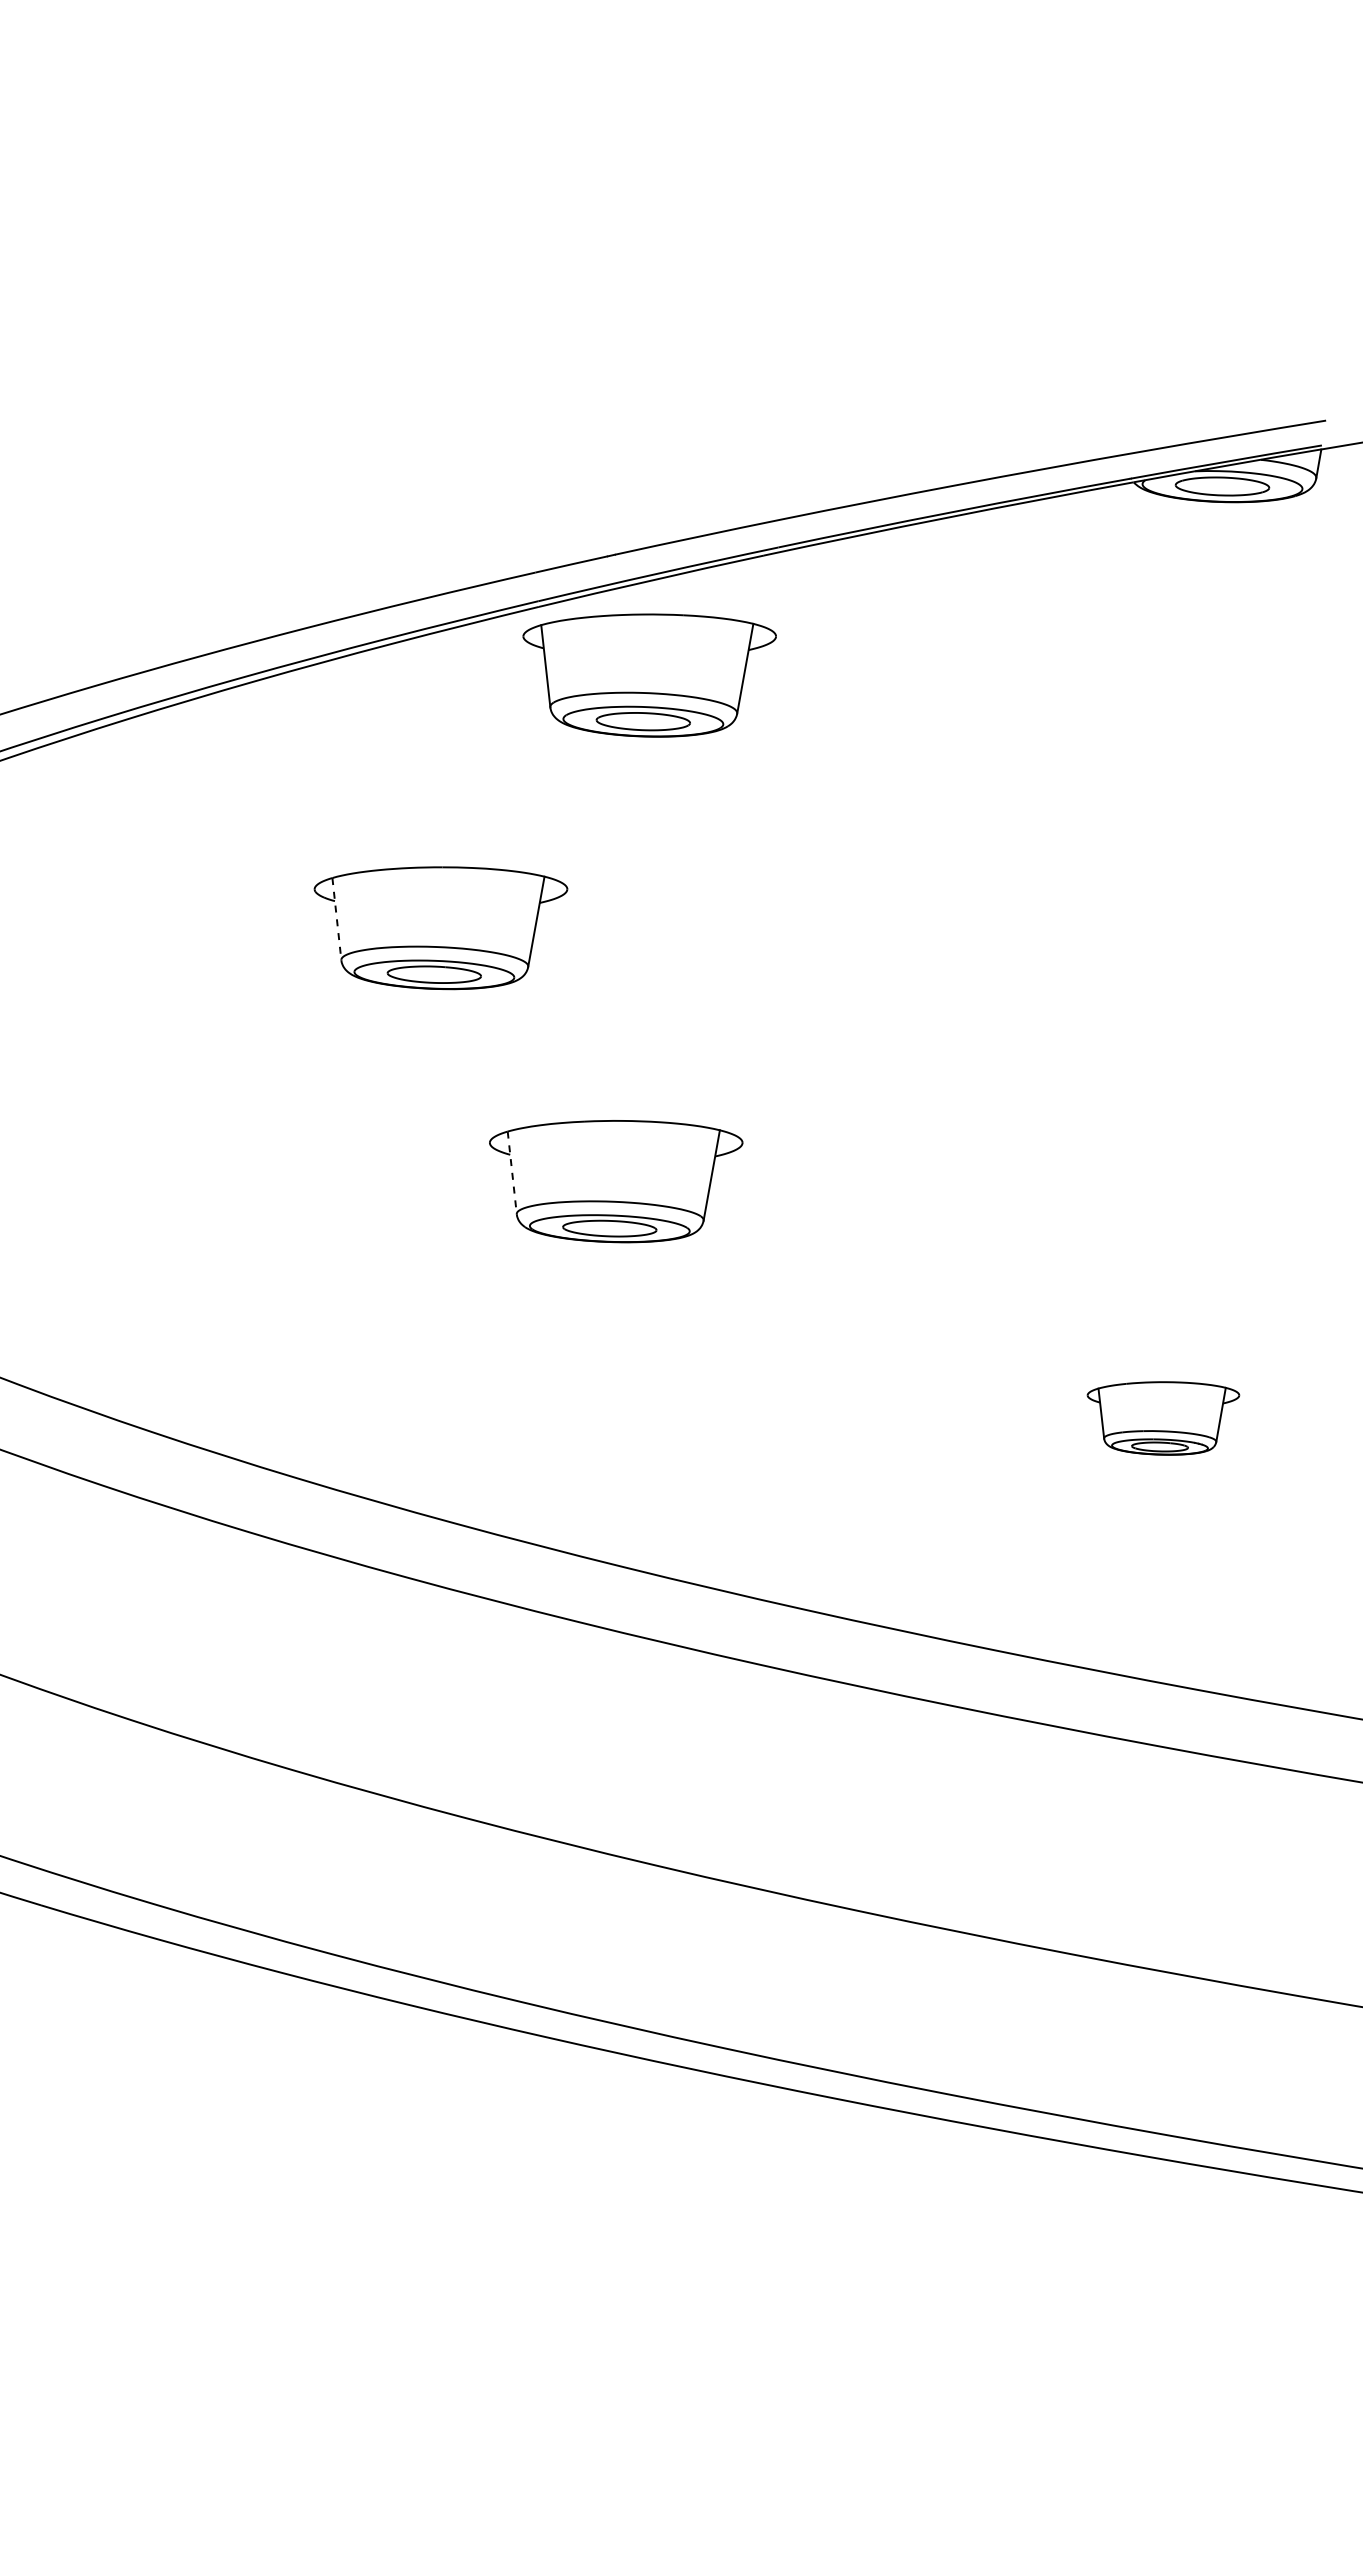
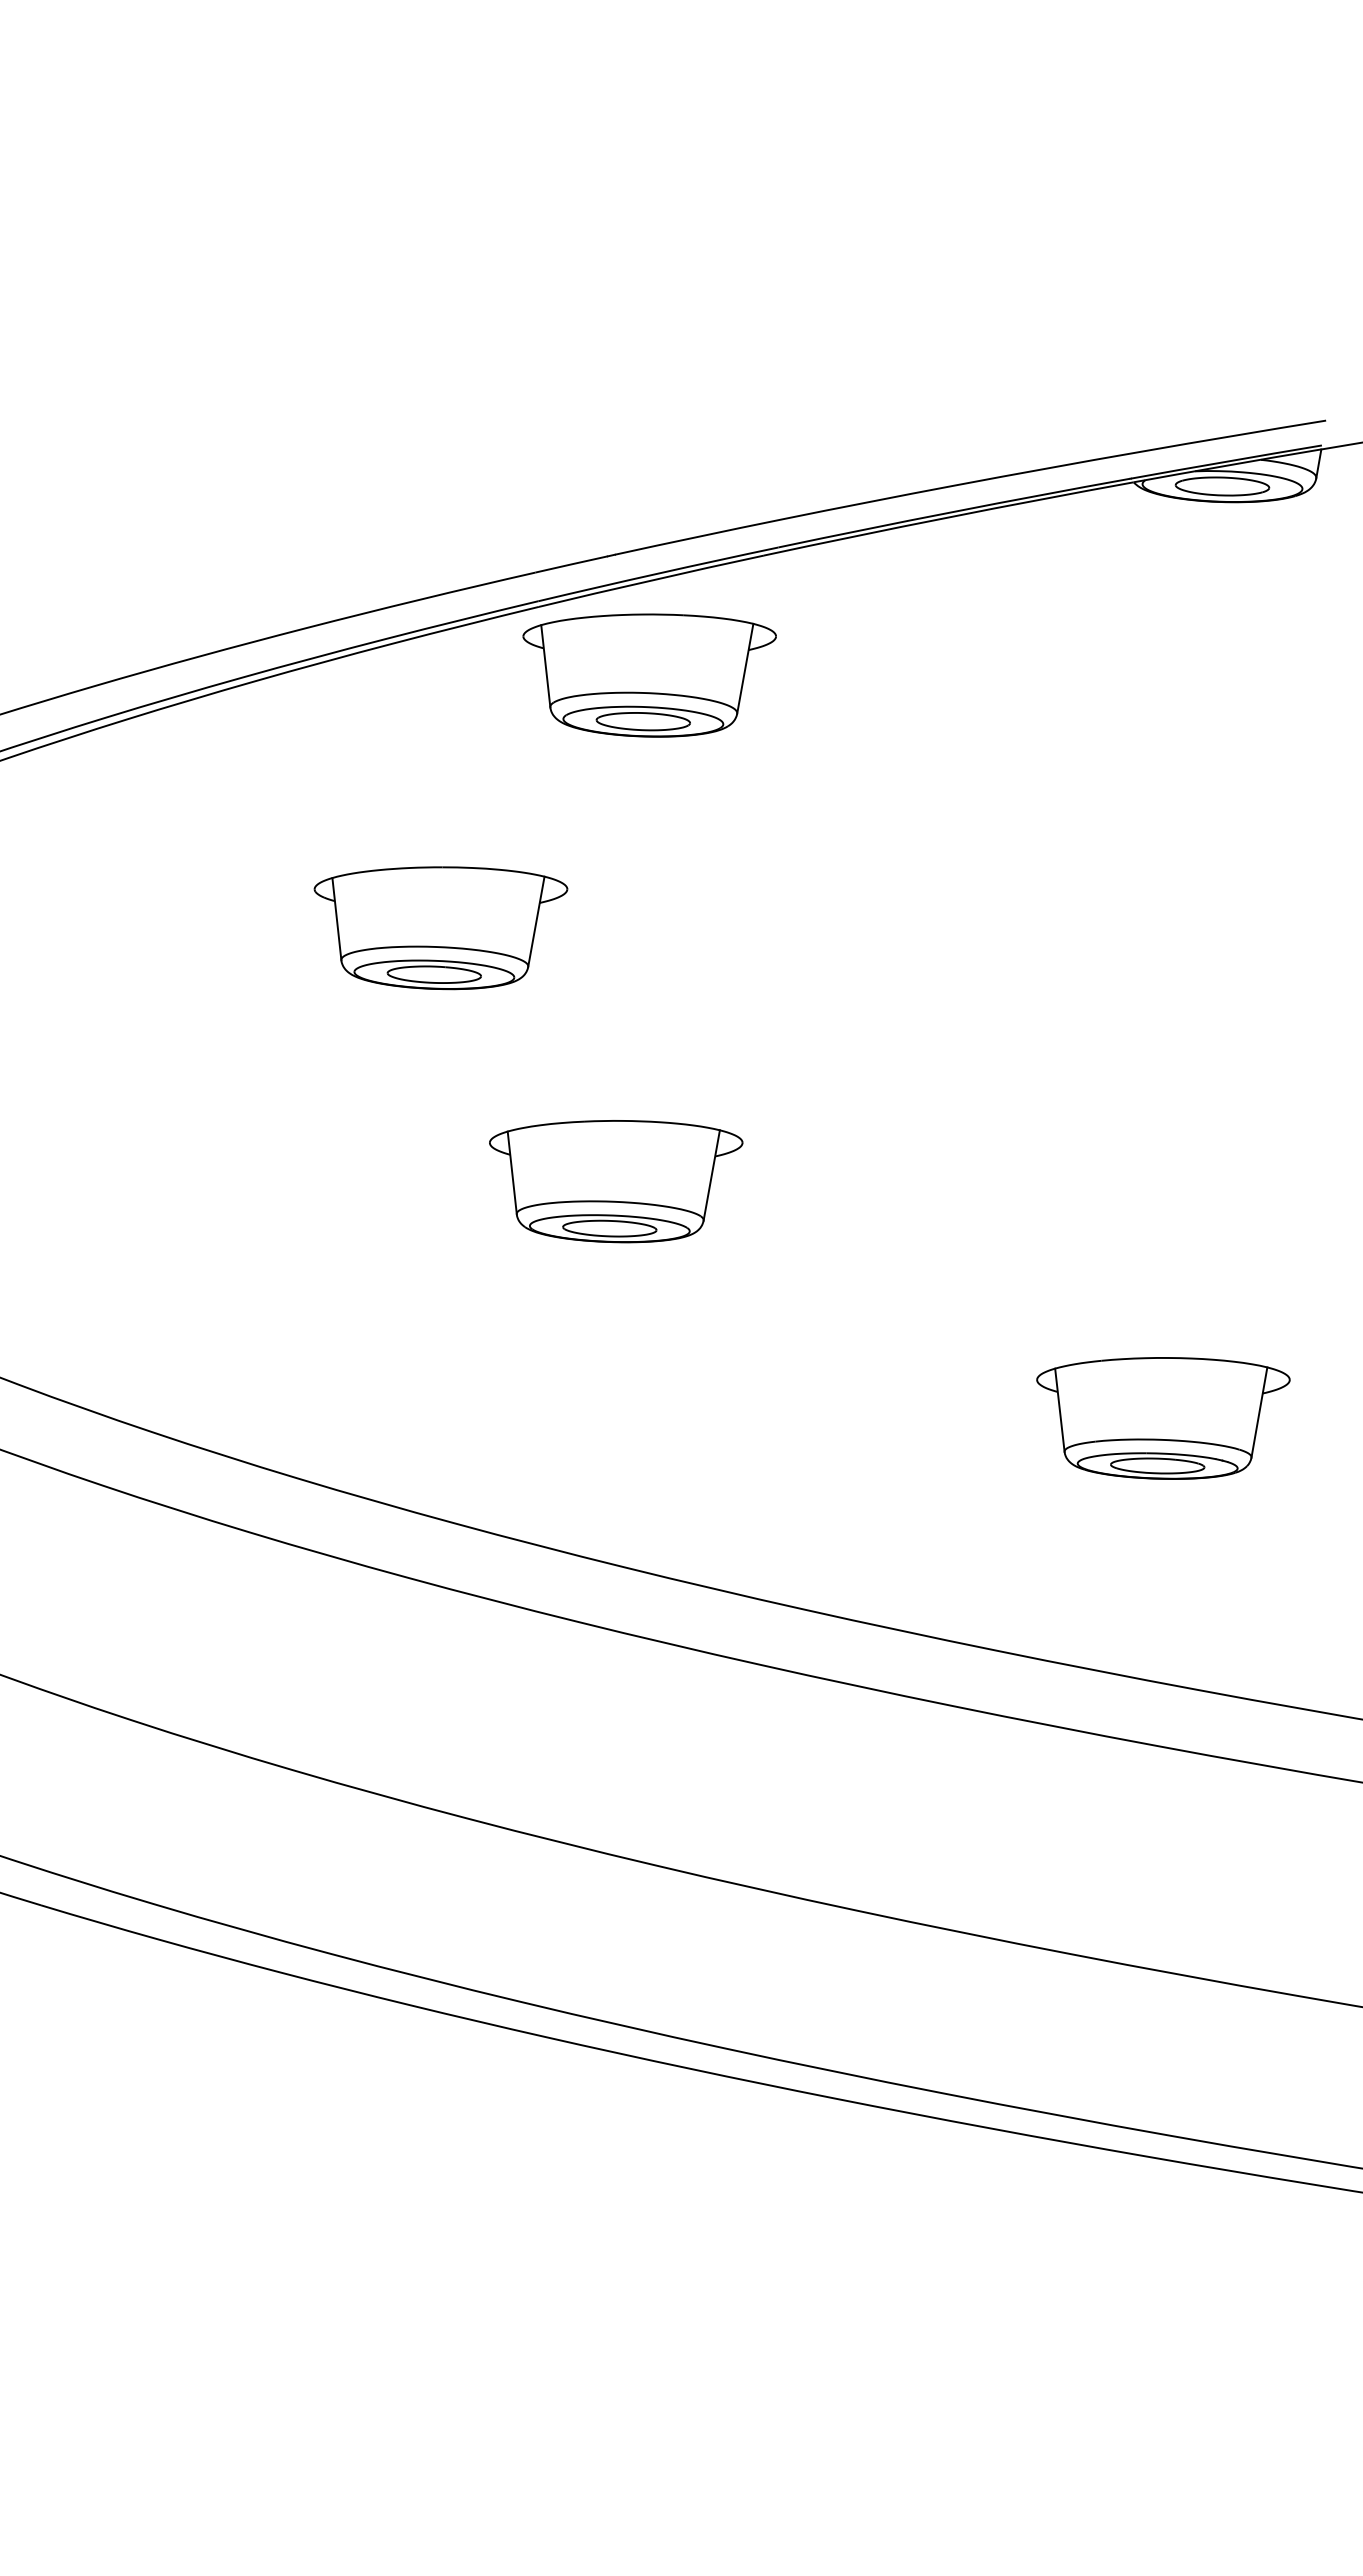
line: dashed -> solid (336, 919)
line: dashed -> solid (512, 1172)
part size: 155x75 px -> 255x123 px (1163, 1418)
